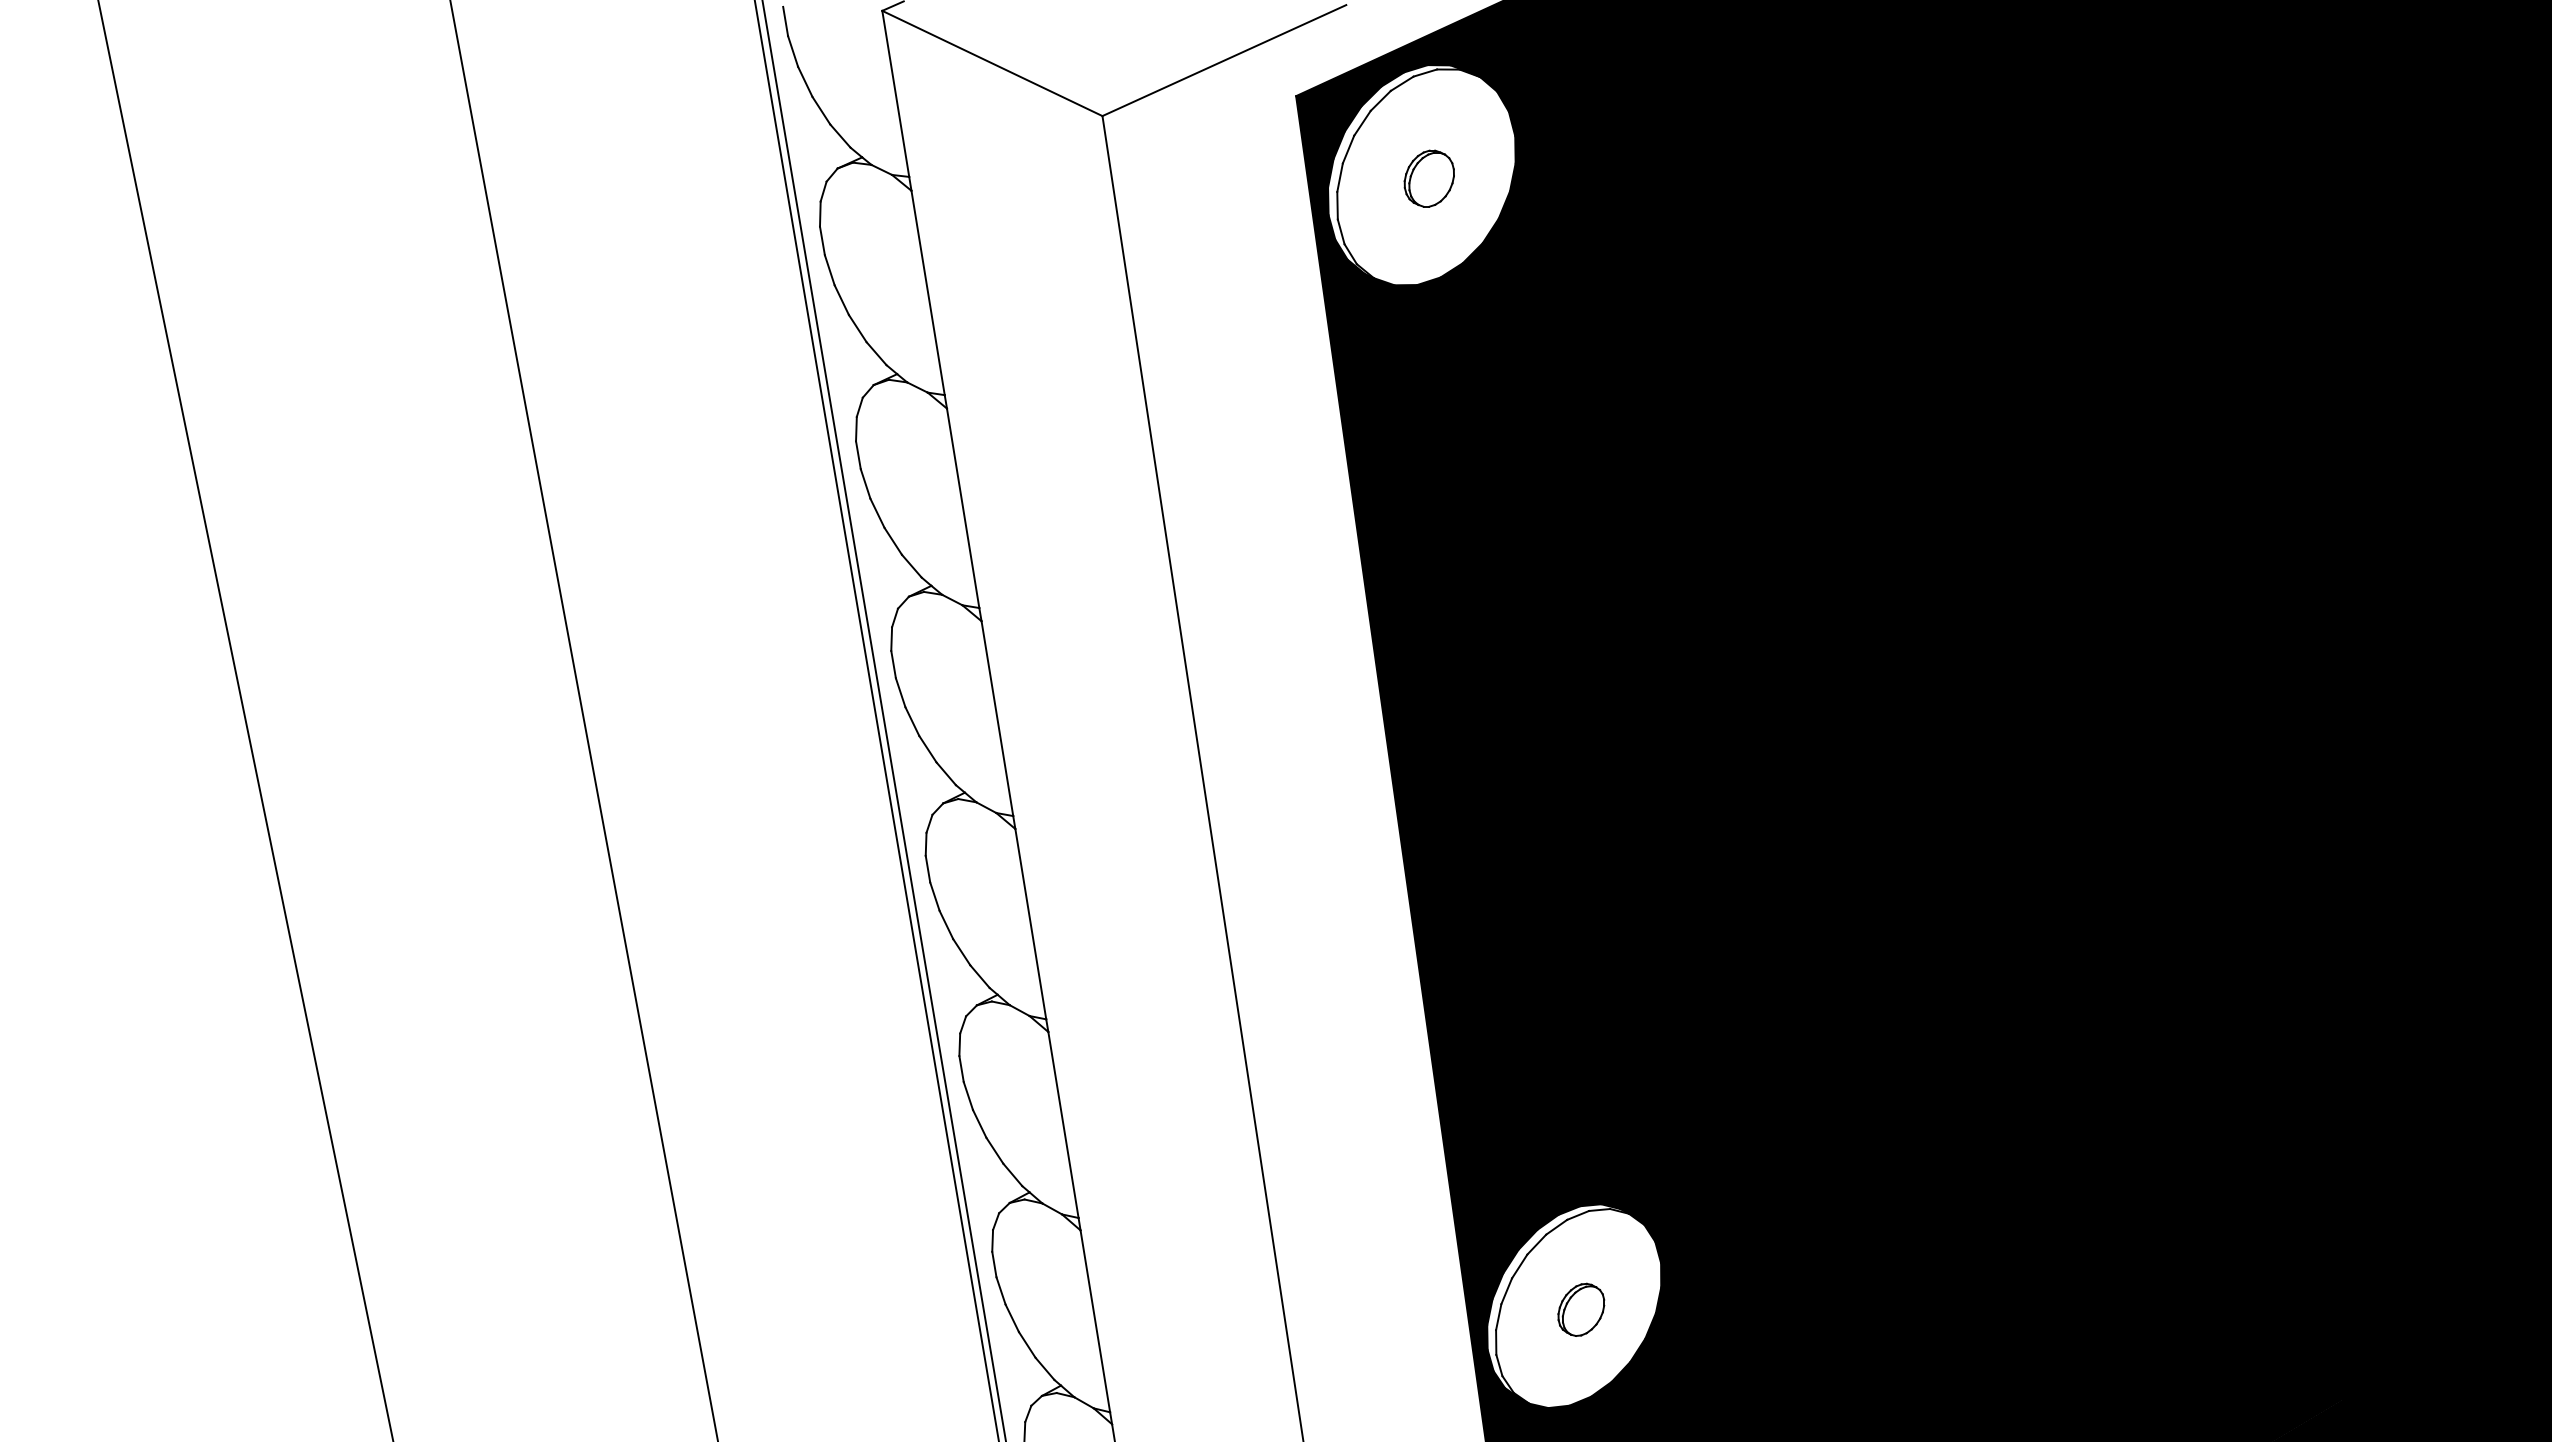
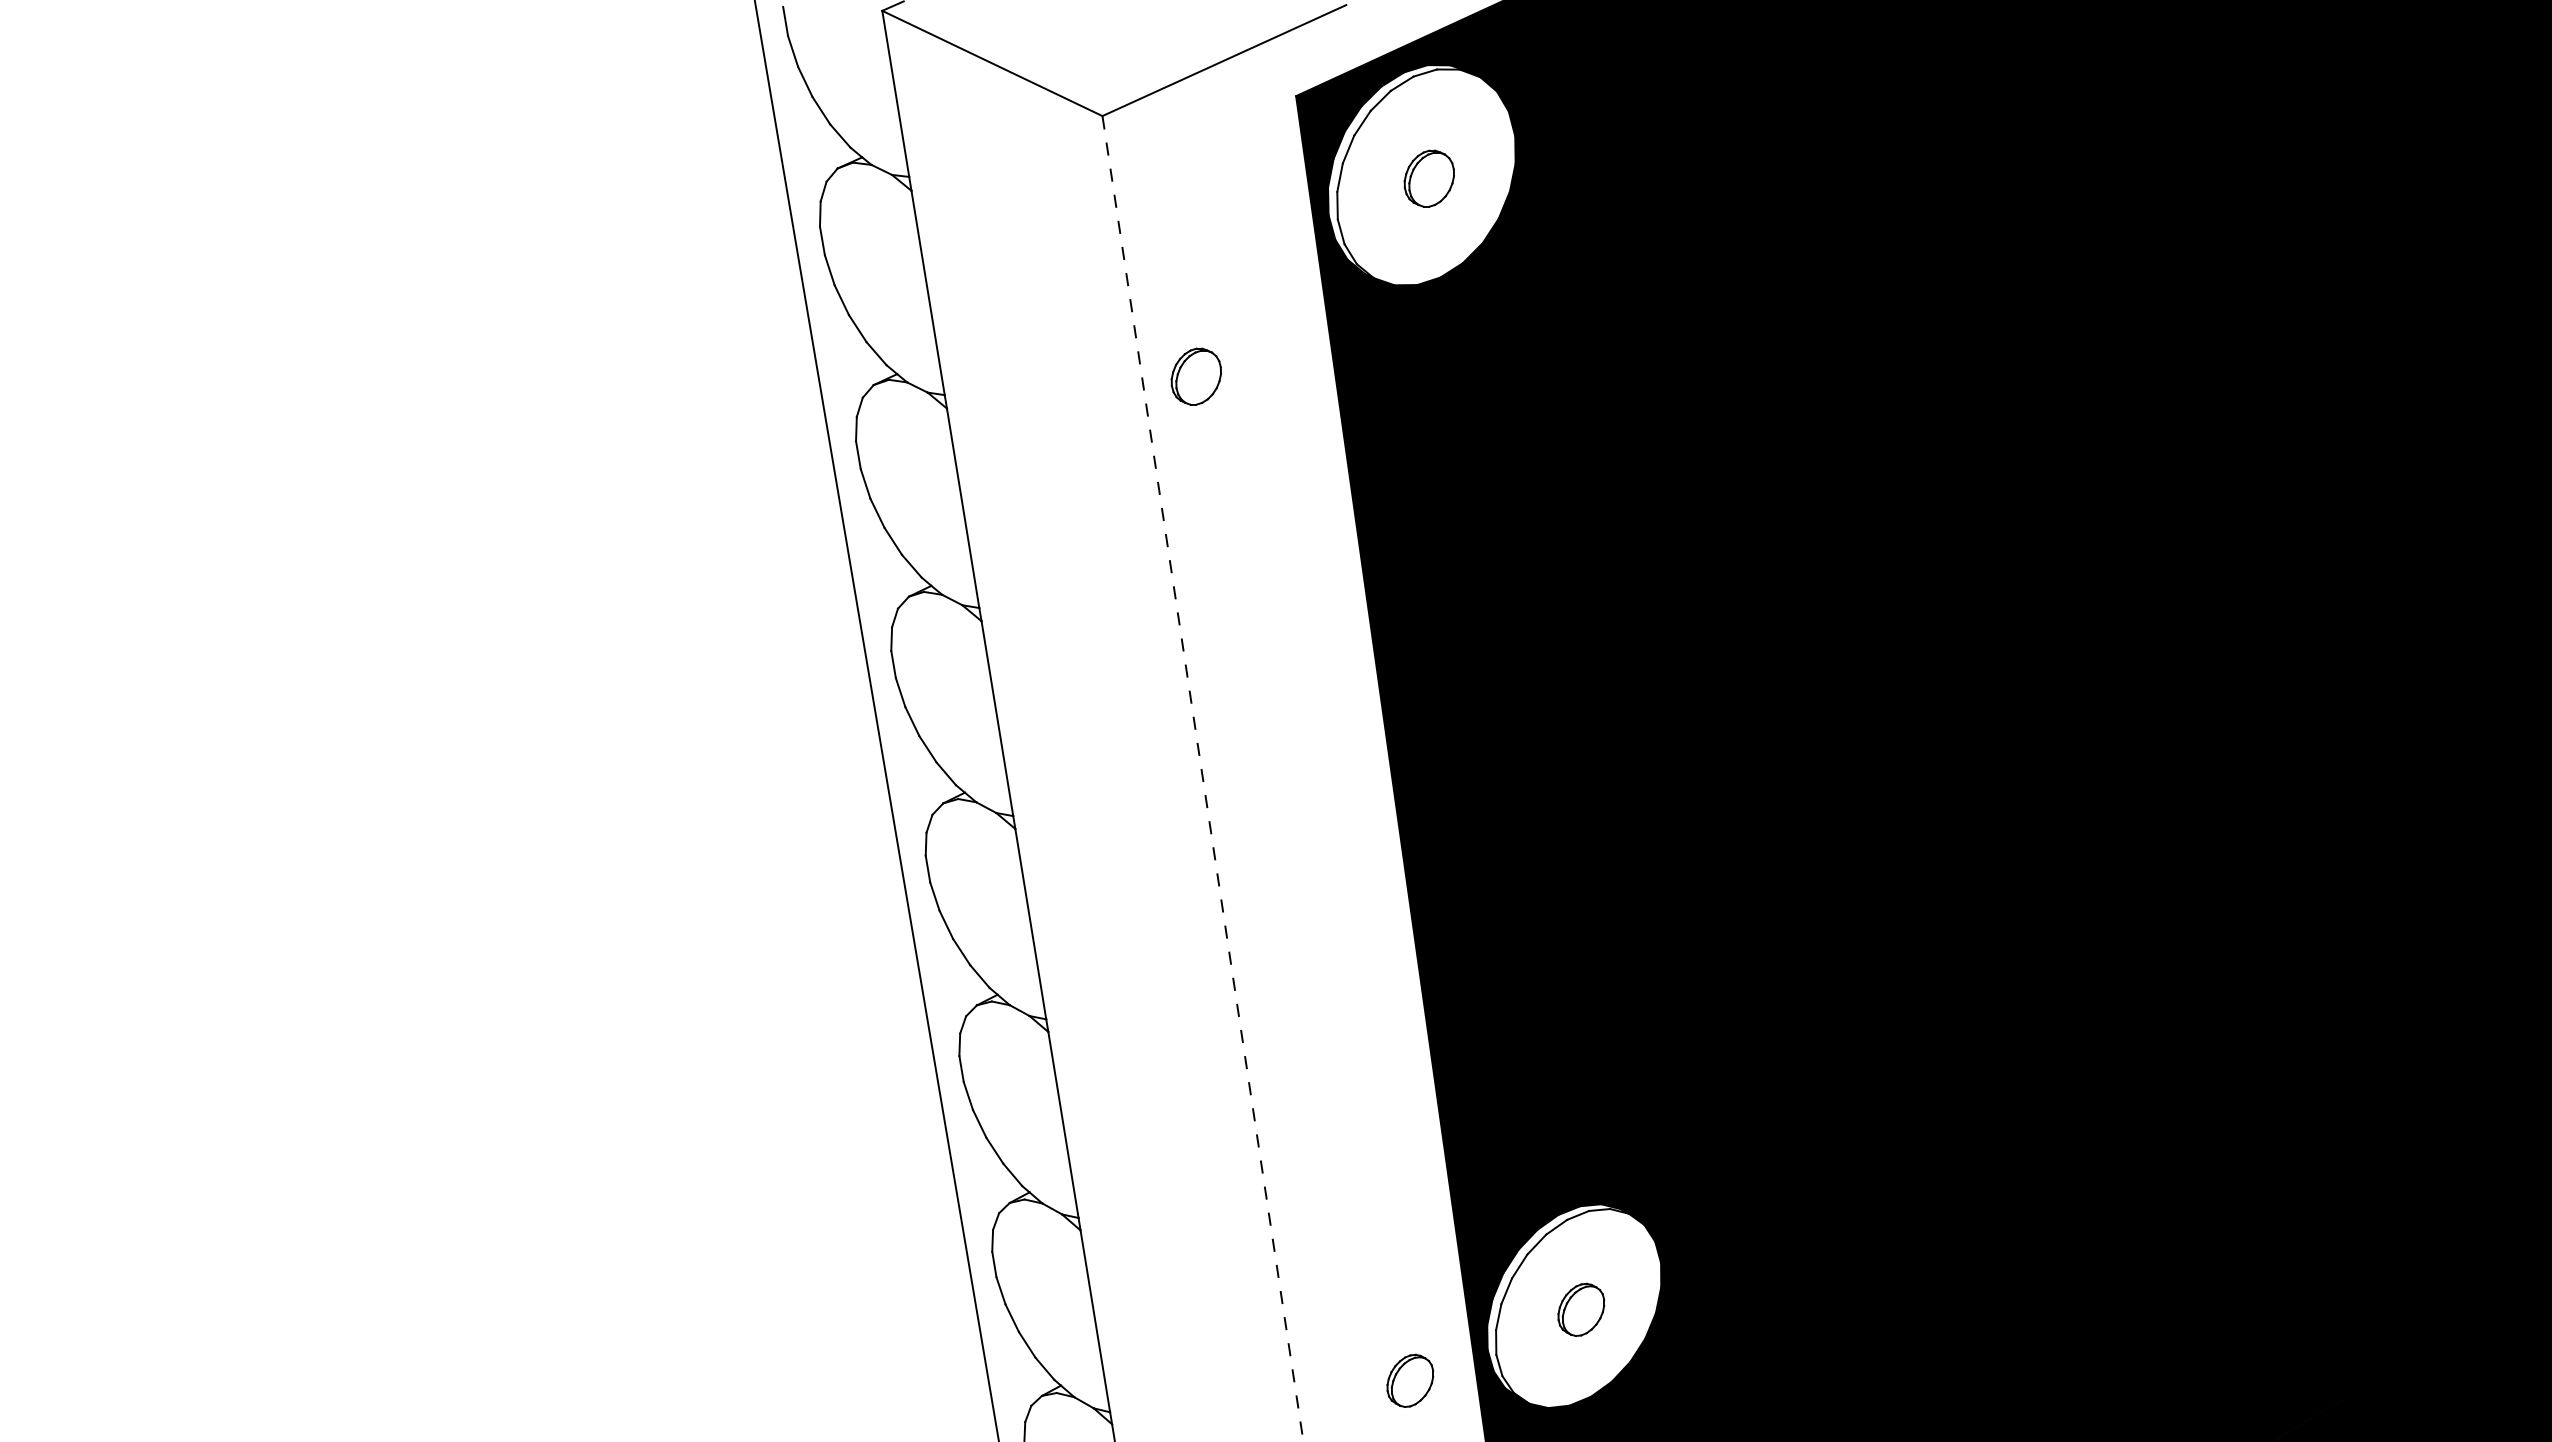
part: none -> present (1195, 376)
line: present -> none (245, 720)
line: present -> none (583, 720)
line: present -> none (883, 720)
line: solid -> dashed (1202, 778)
part: none -> present (1410, 1380)
